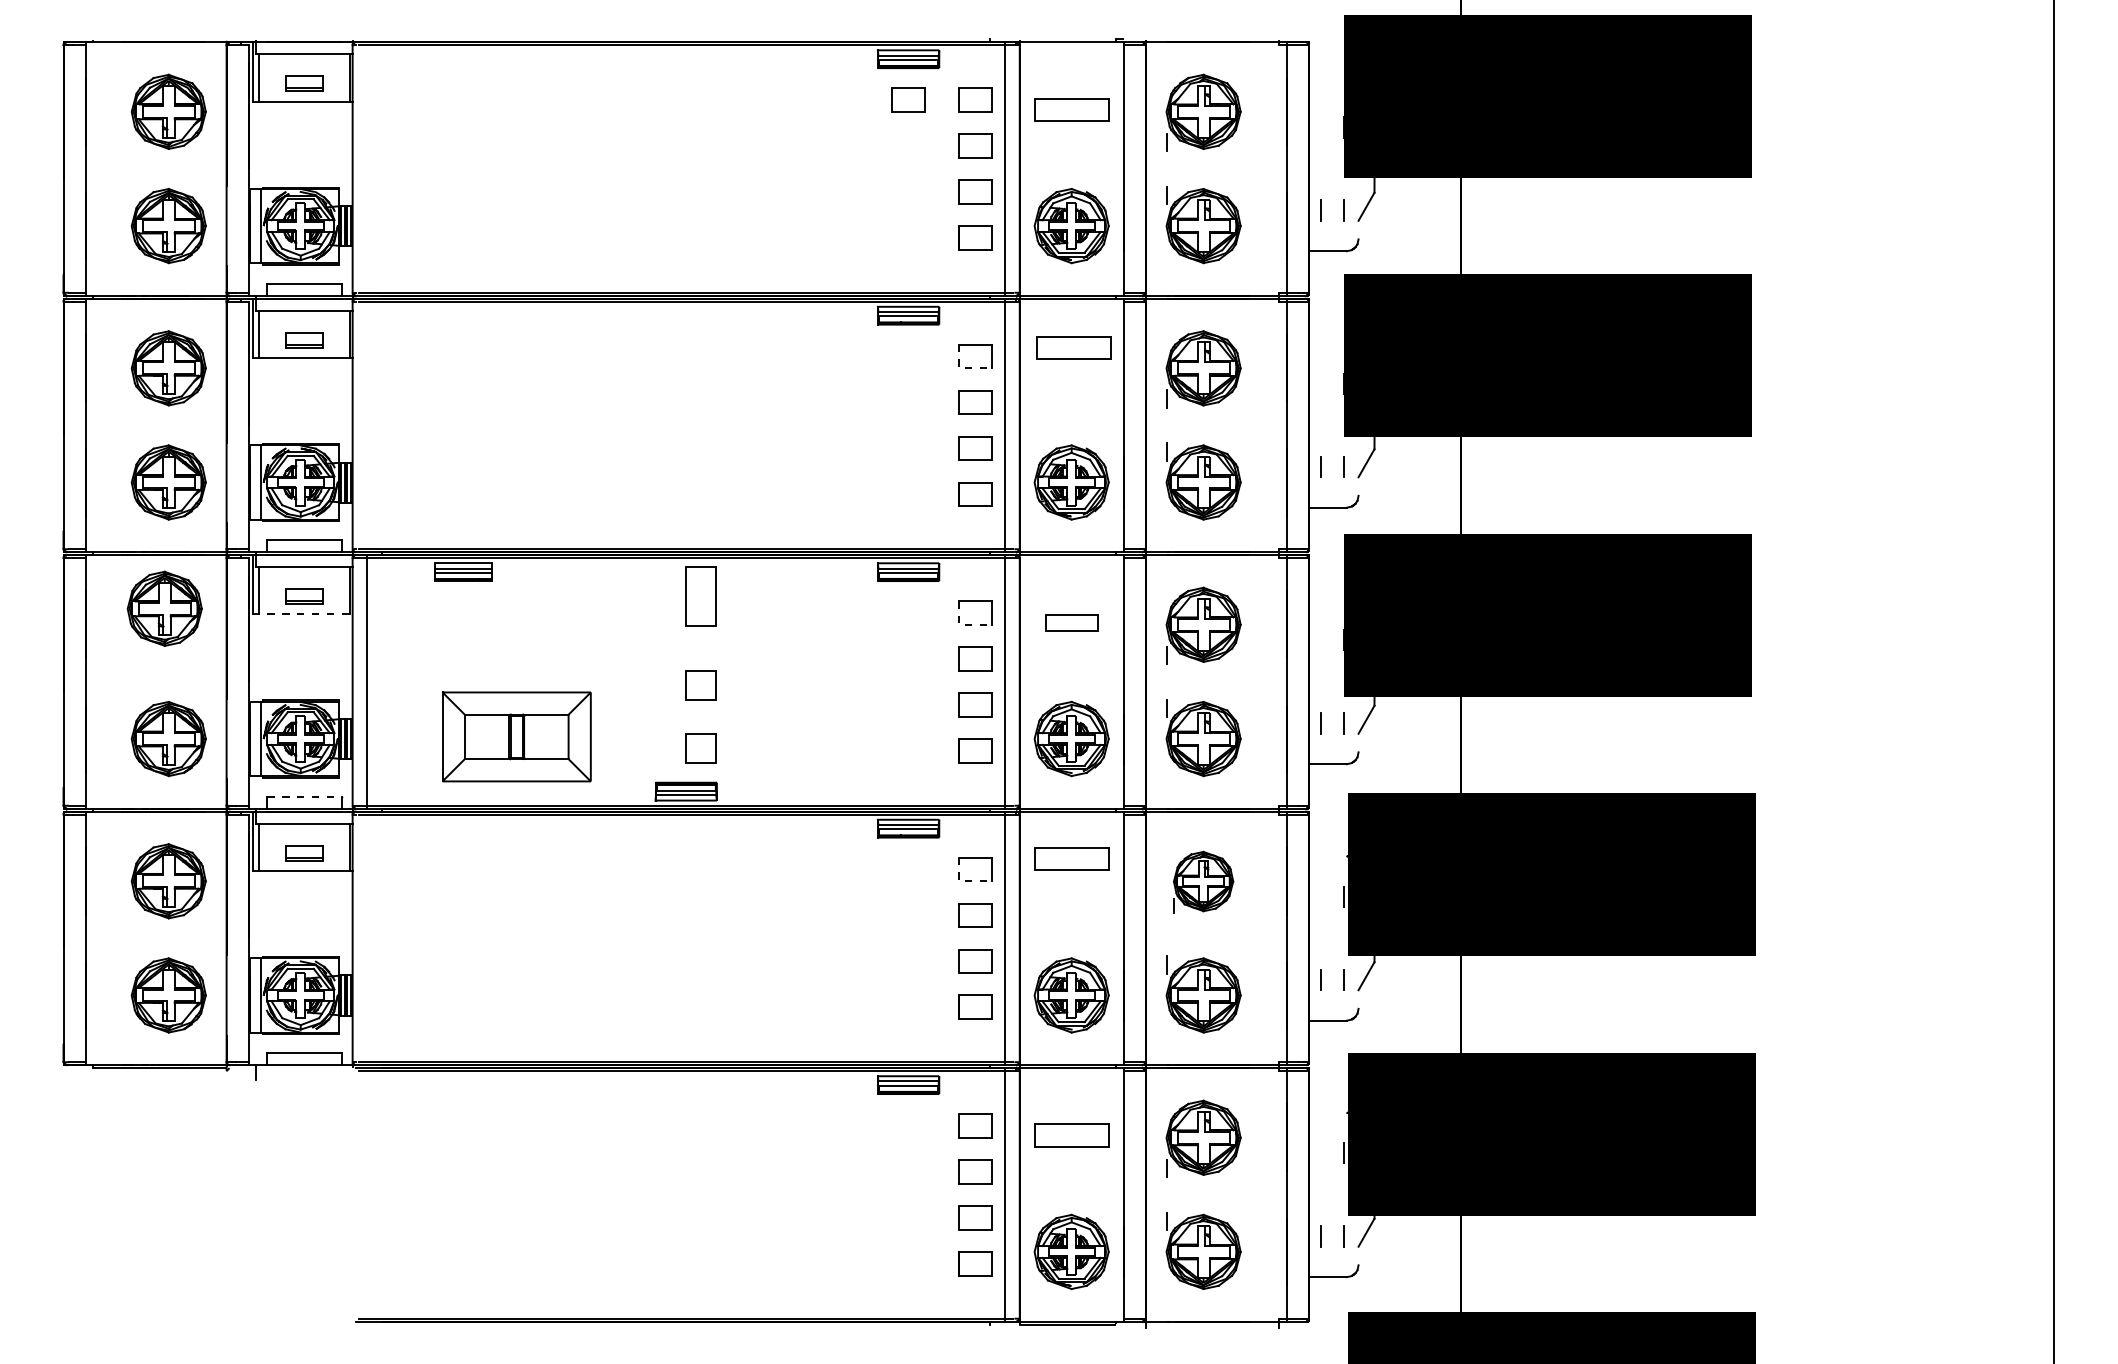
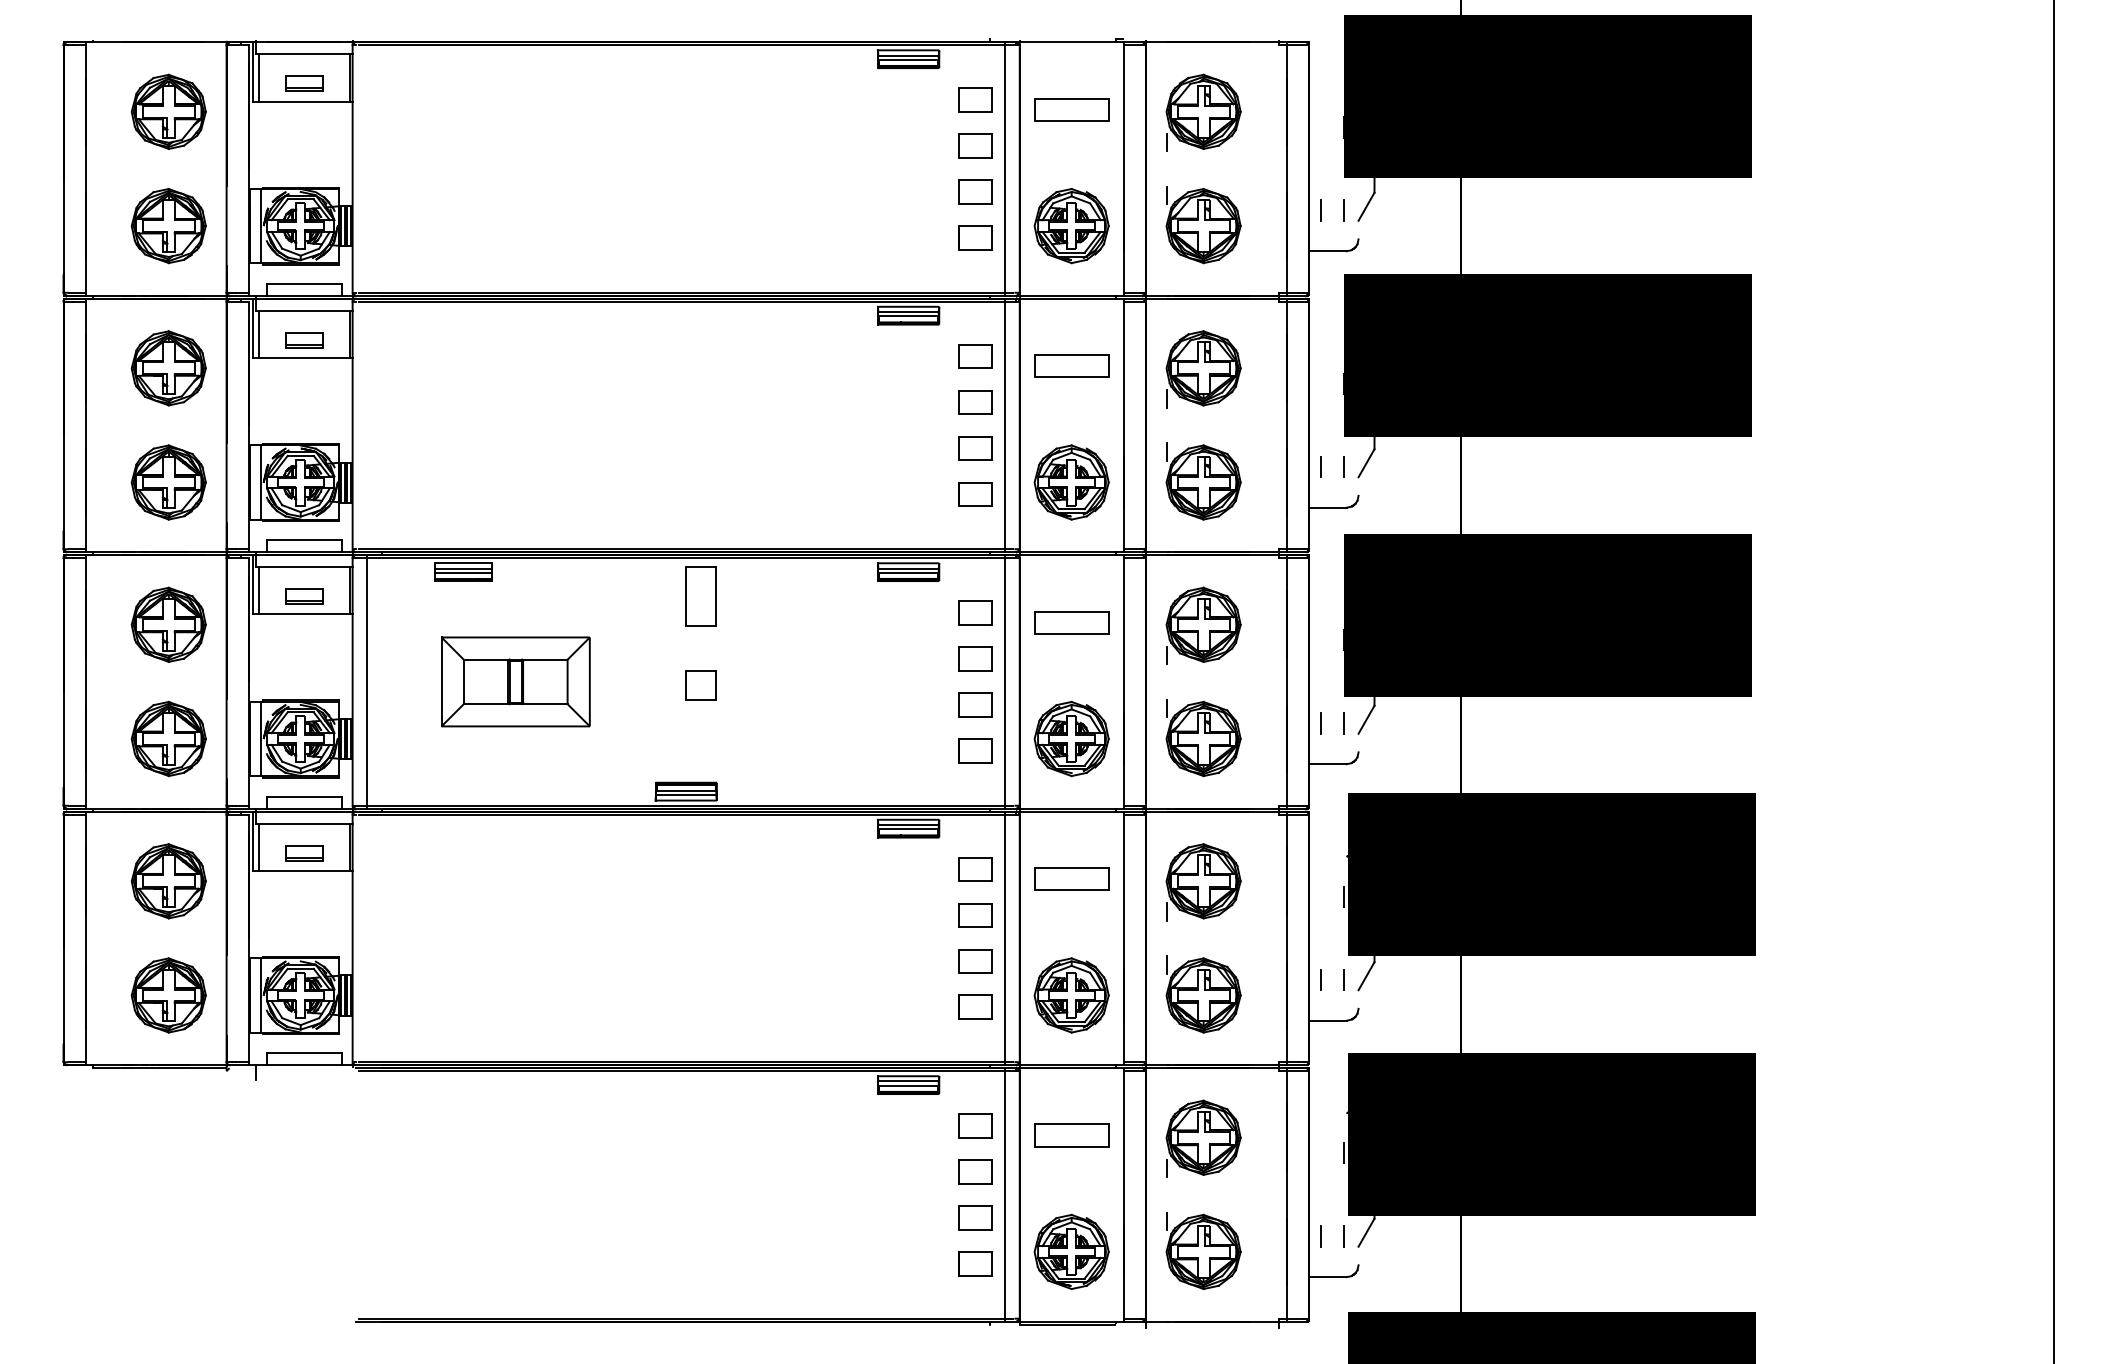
part: present -> none (908, 99)
part position: (1073, 347) -> (1071, 365) (1071, 365)
line: dashed -> solid (962, 368)
part position: (164, 608) -> (168, 624) (168, 624)
line: dashed -> solid (303, 614)
part size: 54x18 px -> 76x24 px (1071, 622)
line: dashed -> solid (962, 624)
part position: (516, 736) -> (515, 681) (515, 681)
part: present -> none (700, 748)
line: dashed -> solid (304, 796)
part position: (1071, 858) -> (1071, 878) (1071, 878)
line: dashed -> solid (962, 881)
part size: 62x64 px -> 77x79 px (1203, 882)
